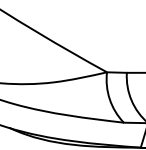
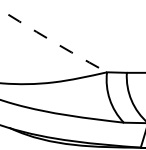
arc: solid -> dashed (52, 41)
